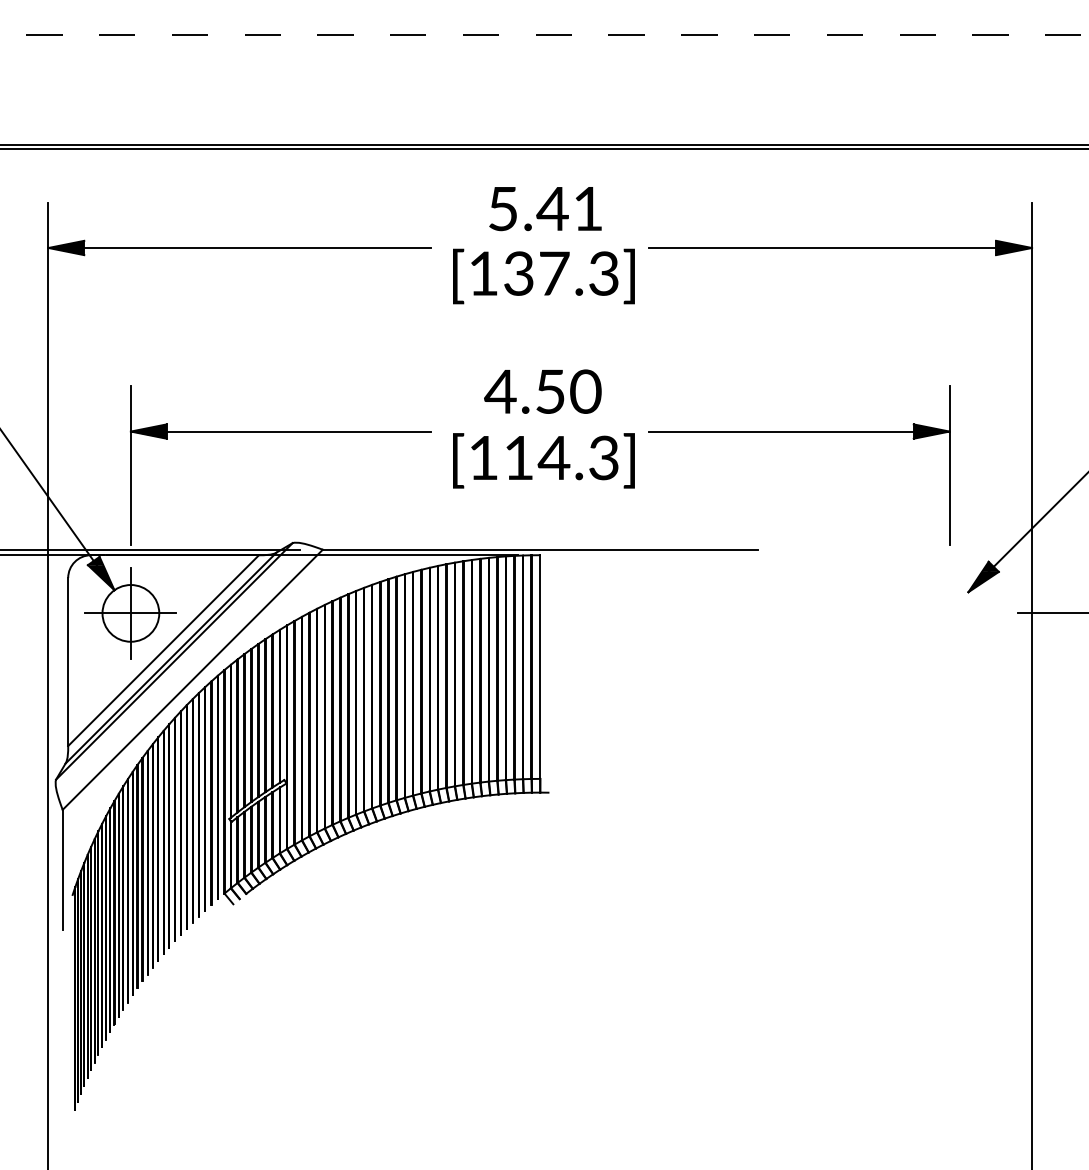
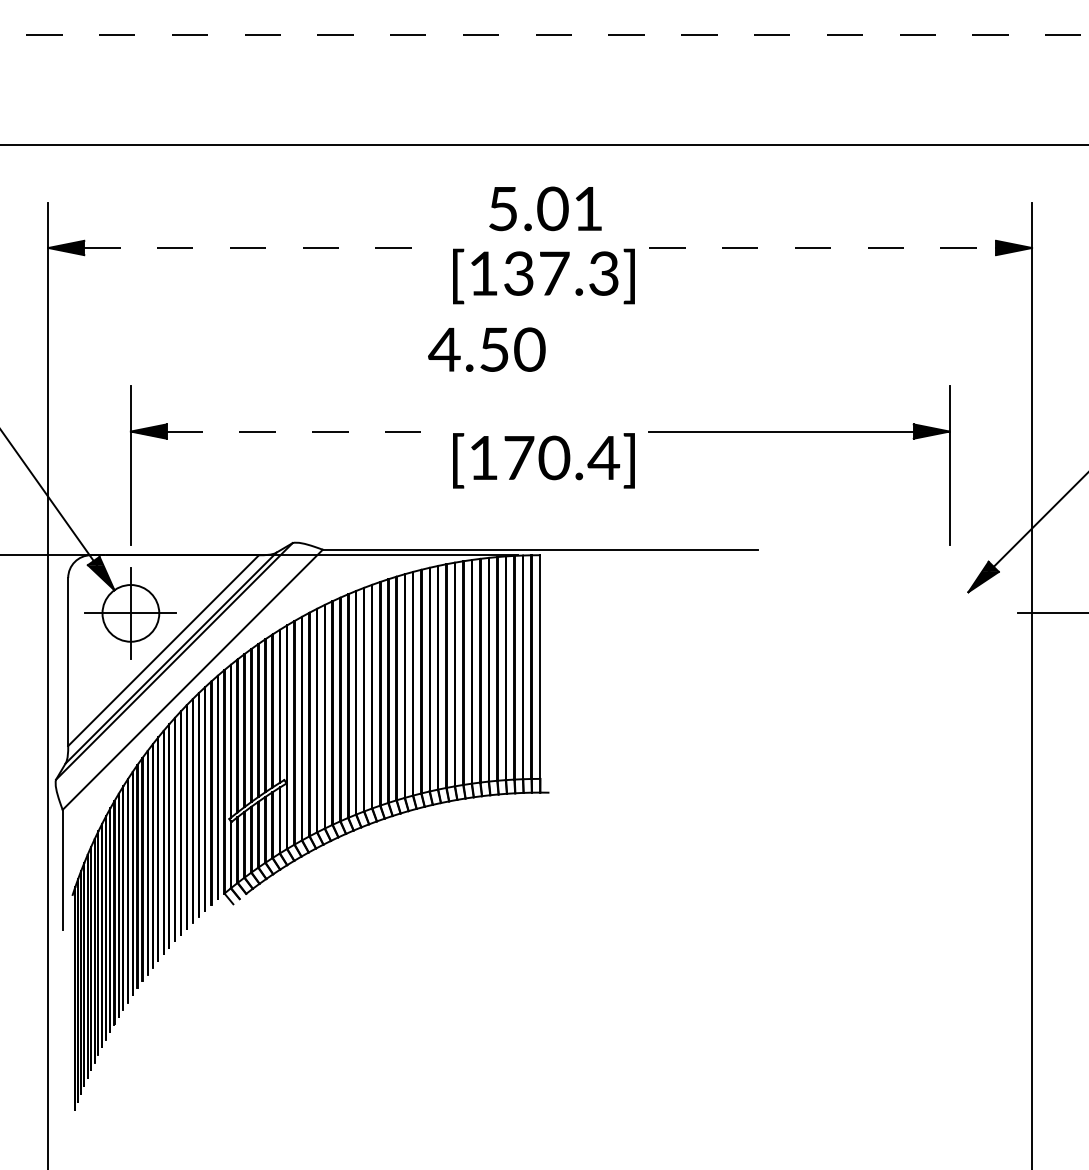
line: present -> none (543, 148)
text: 5.41 -> 5.01 (552, 208)
line: solid -> dashed (258, 248)
line: solid -> dashed (823, 248)
text position: (542, 391) -> (486, 349) (486, 349)
line: solid -> dashed (299, 431)
text: [114.3] -> [170.4] (562, 457)
line: present -> none (151, 549)
